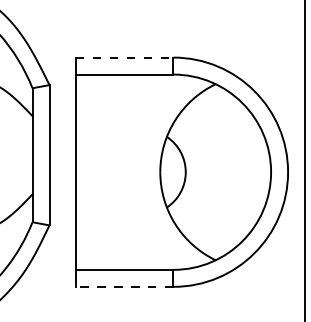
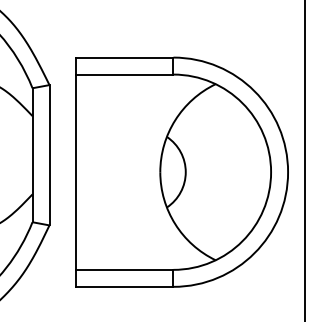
line: dashed -> solid (124, 57)
line: dashed -> solid (124, 286)
